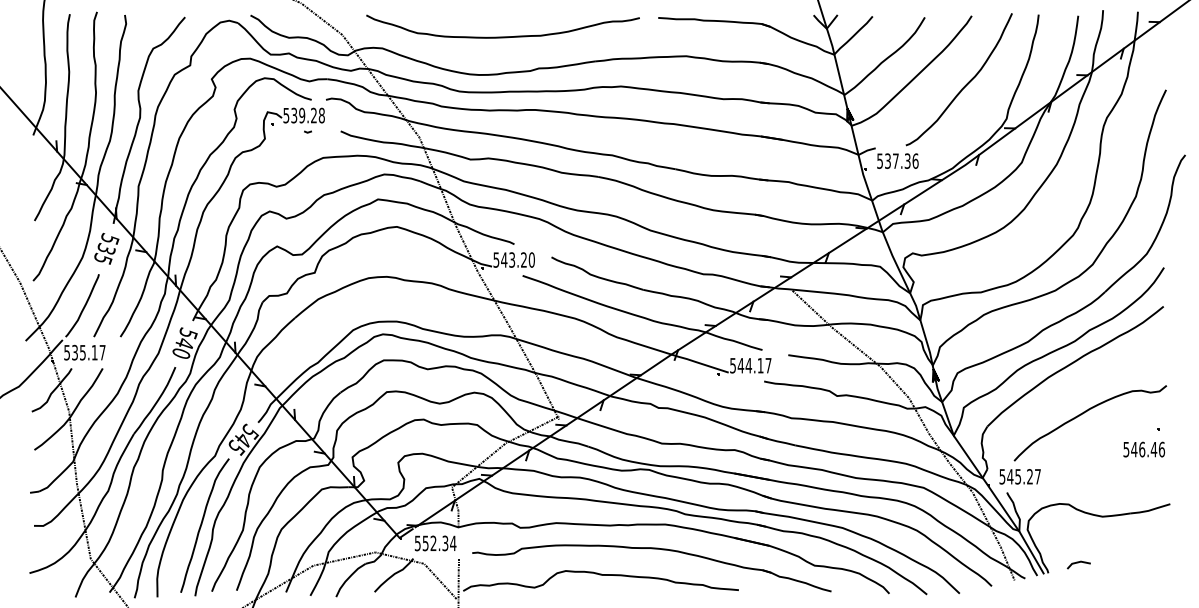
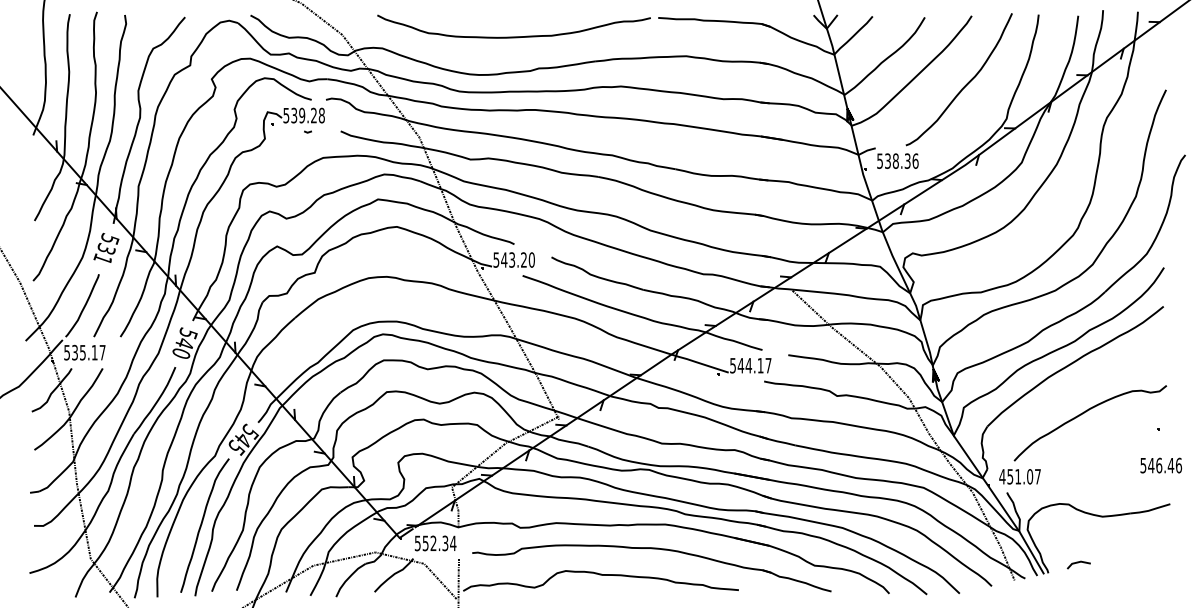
curve position: (502, 36) -> (513, 36) (513, 36)
text: 537.36 -> 538.36 (895, 160)
text: 535 -> 531 (102, 258)
text position: (1143, 449) -> (1160, 465) (1160, 465)
text: 545.27 -> 451.07 (1016, 476)
